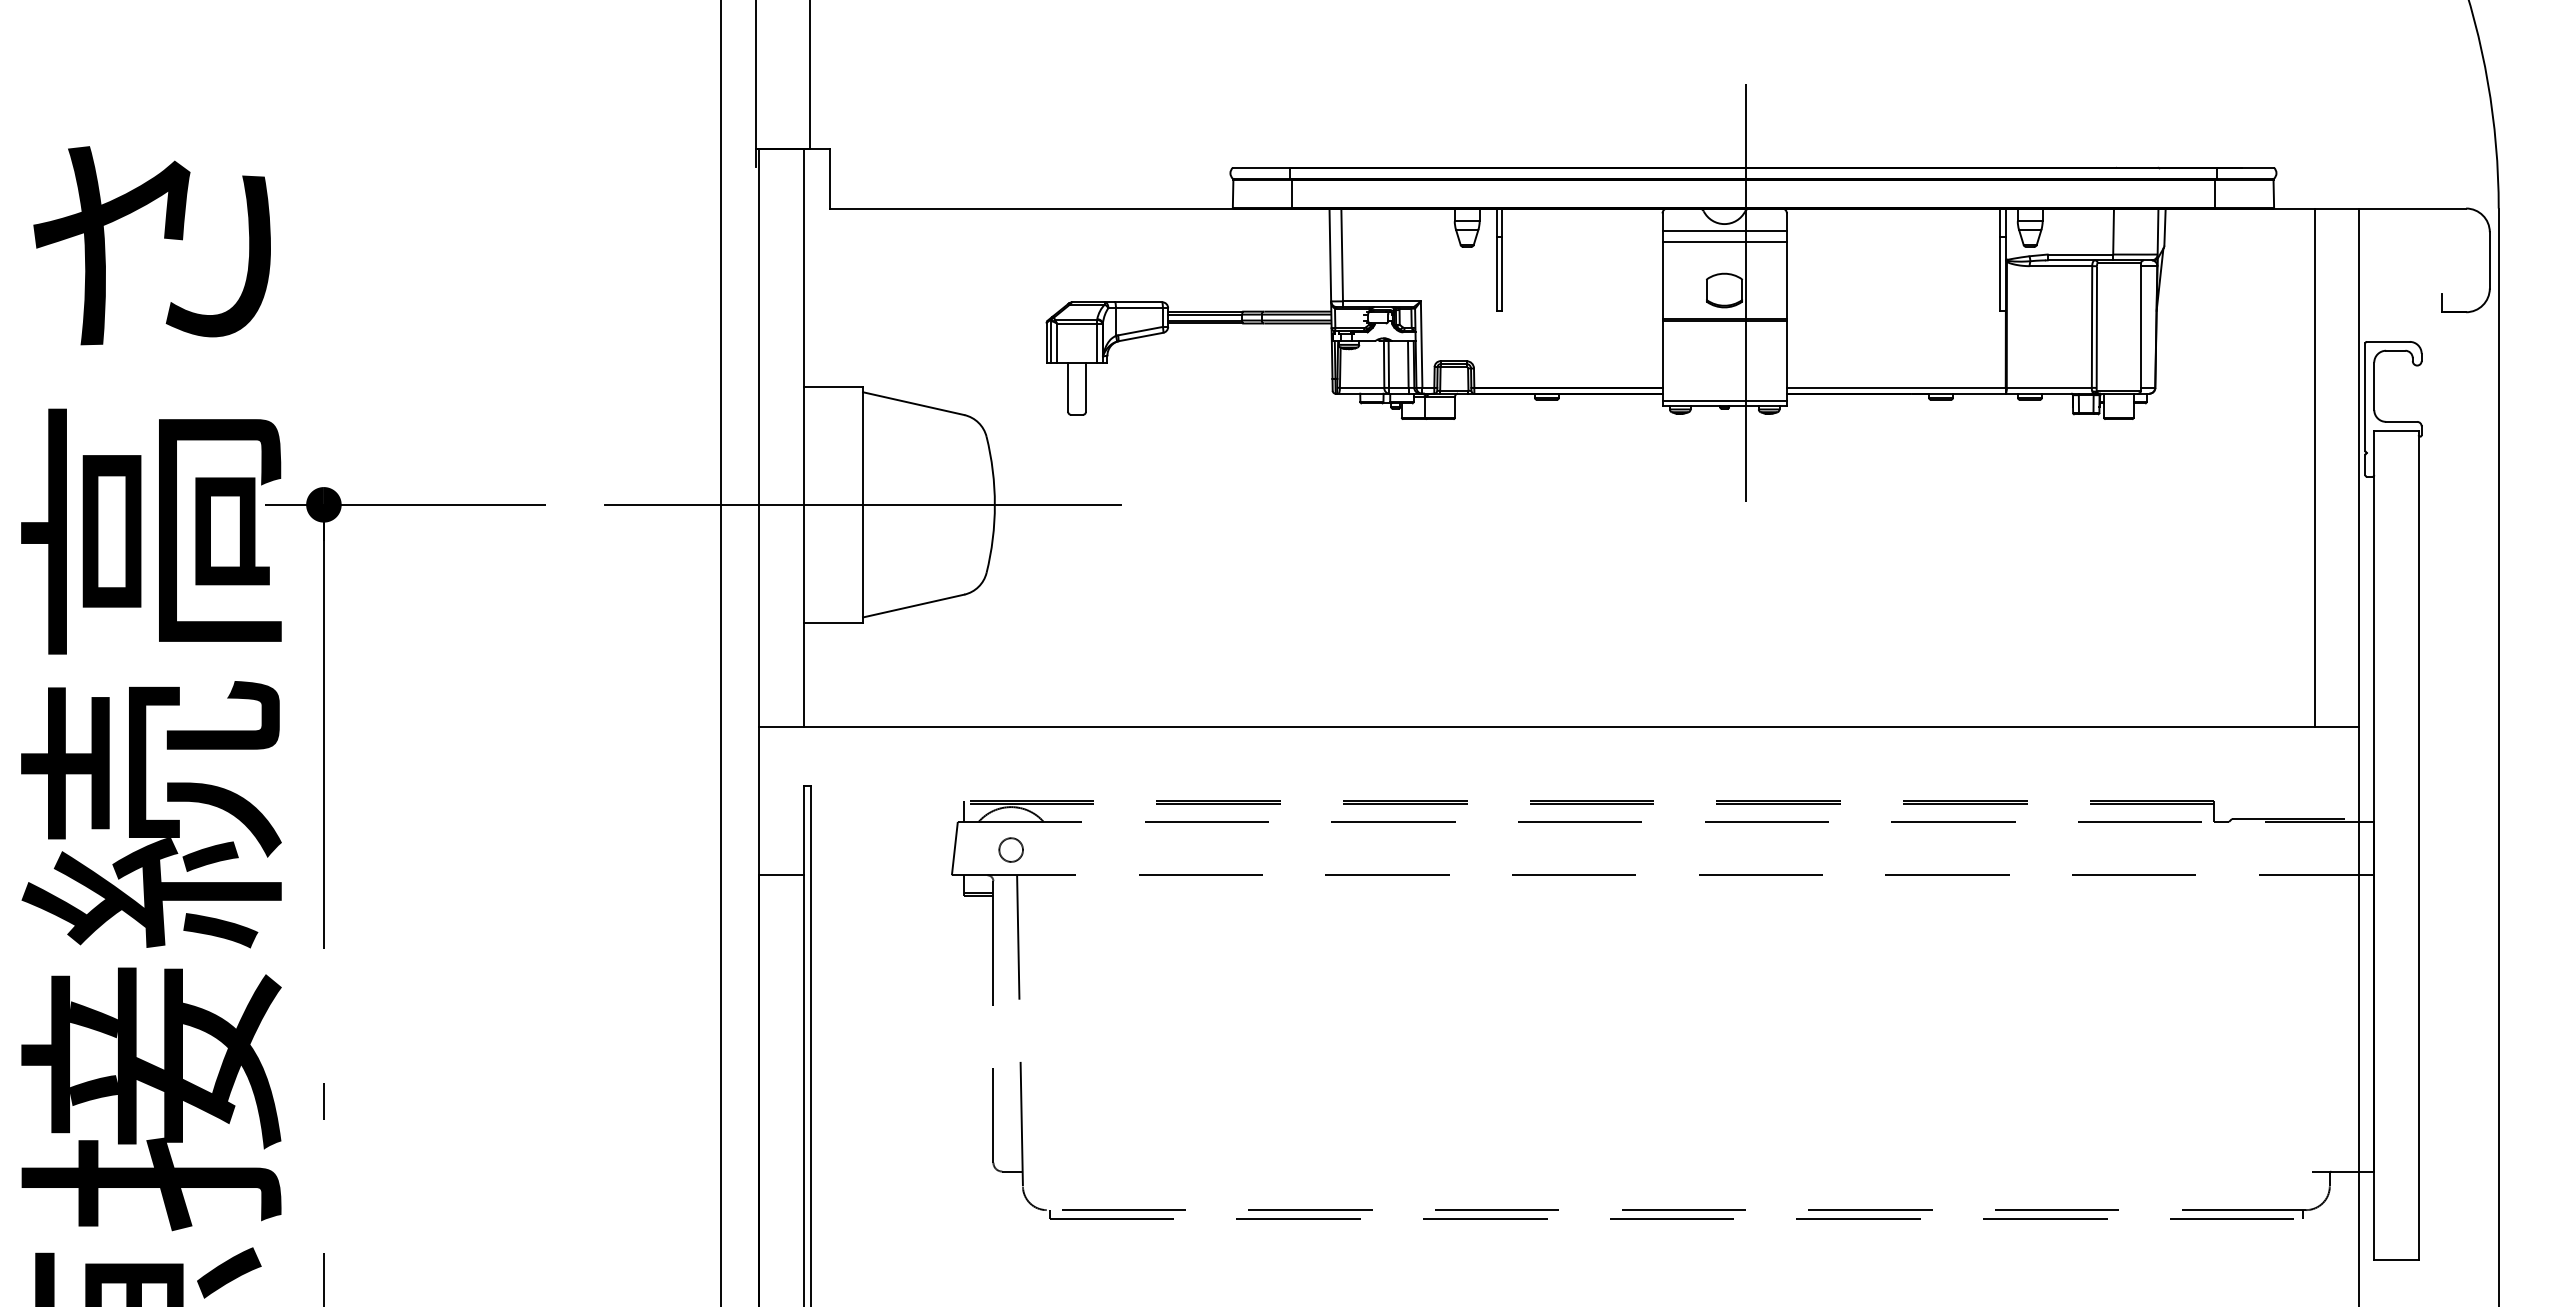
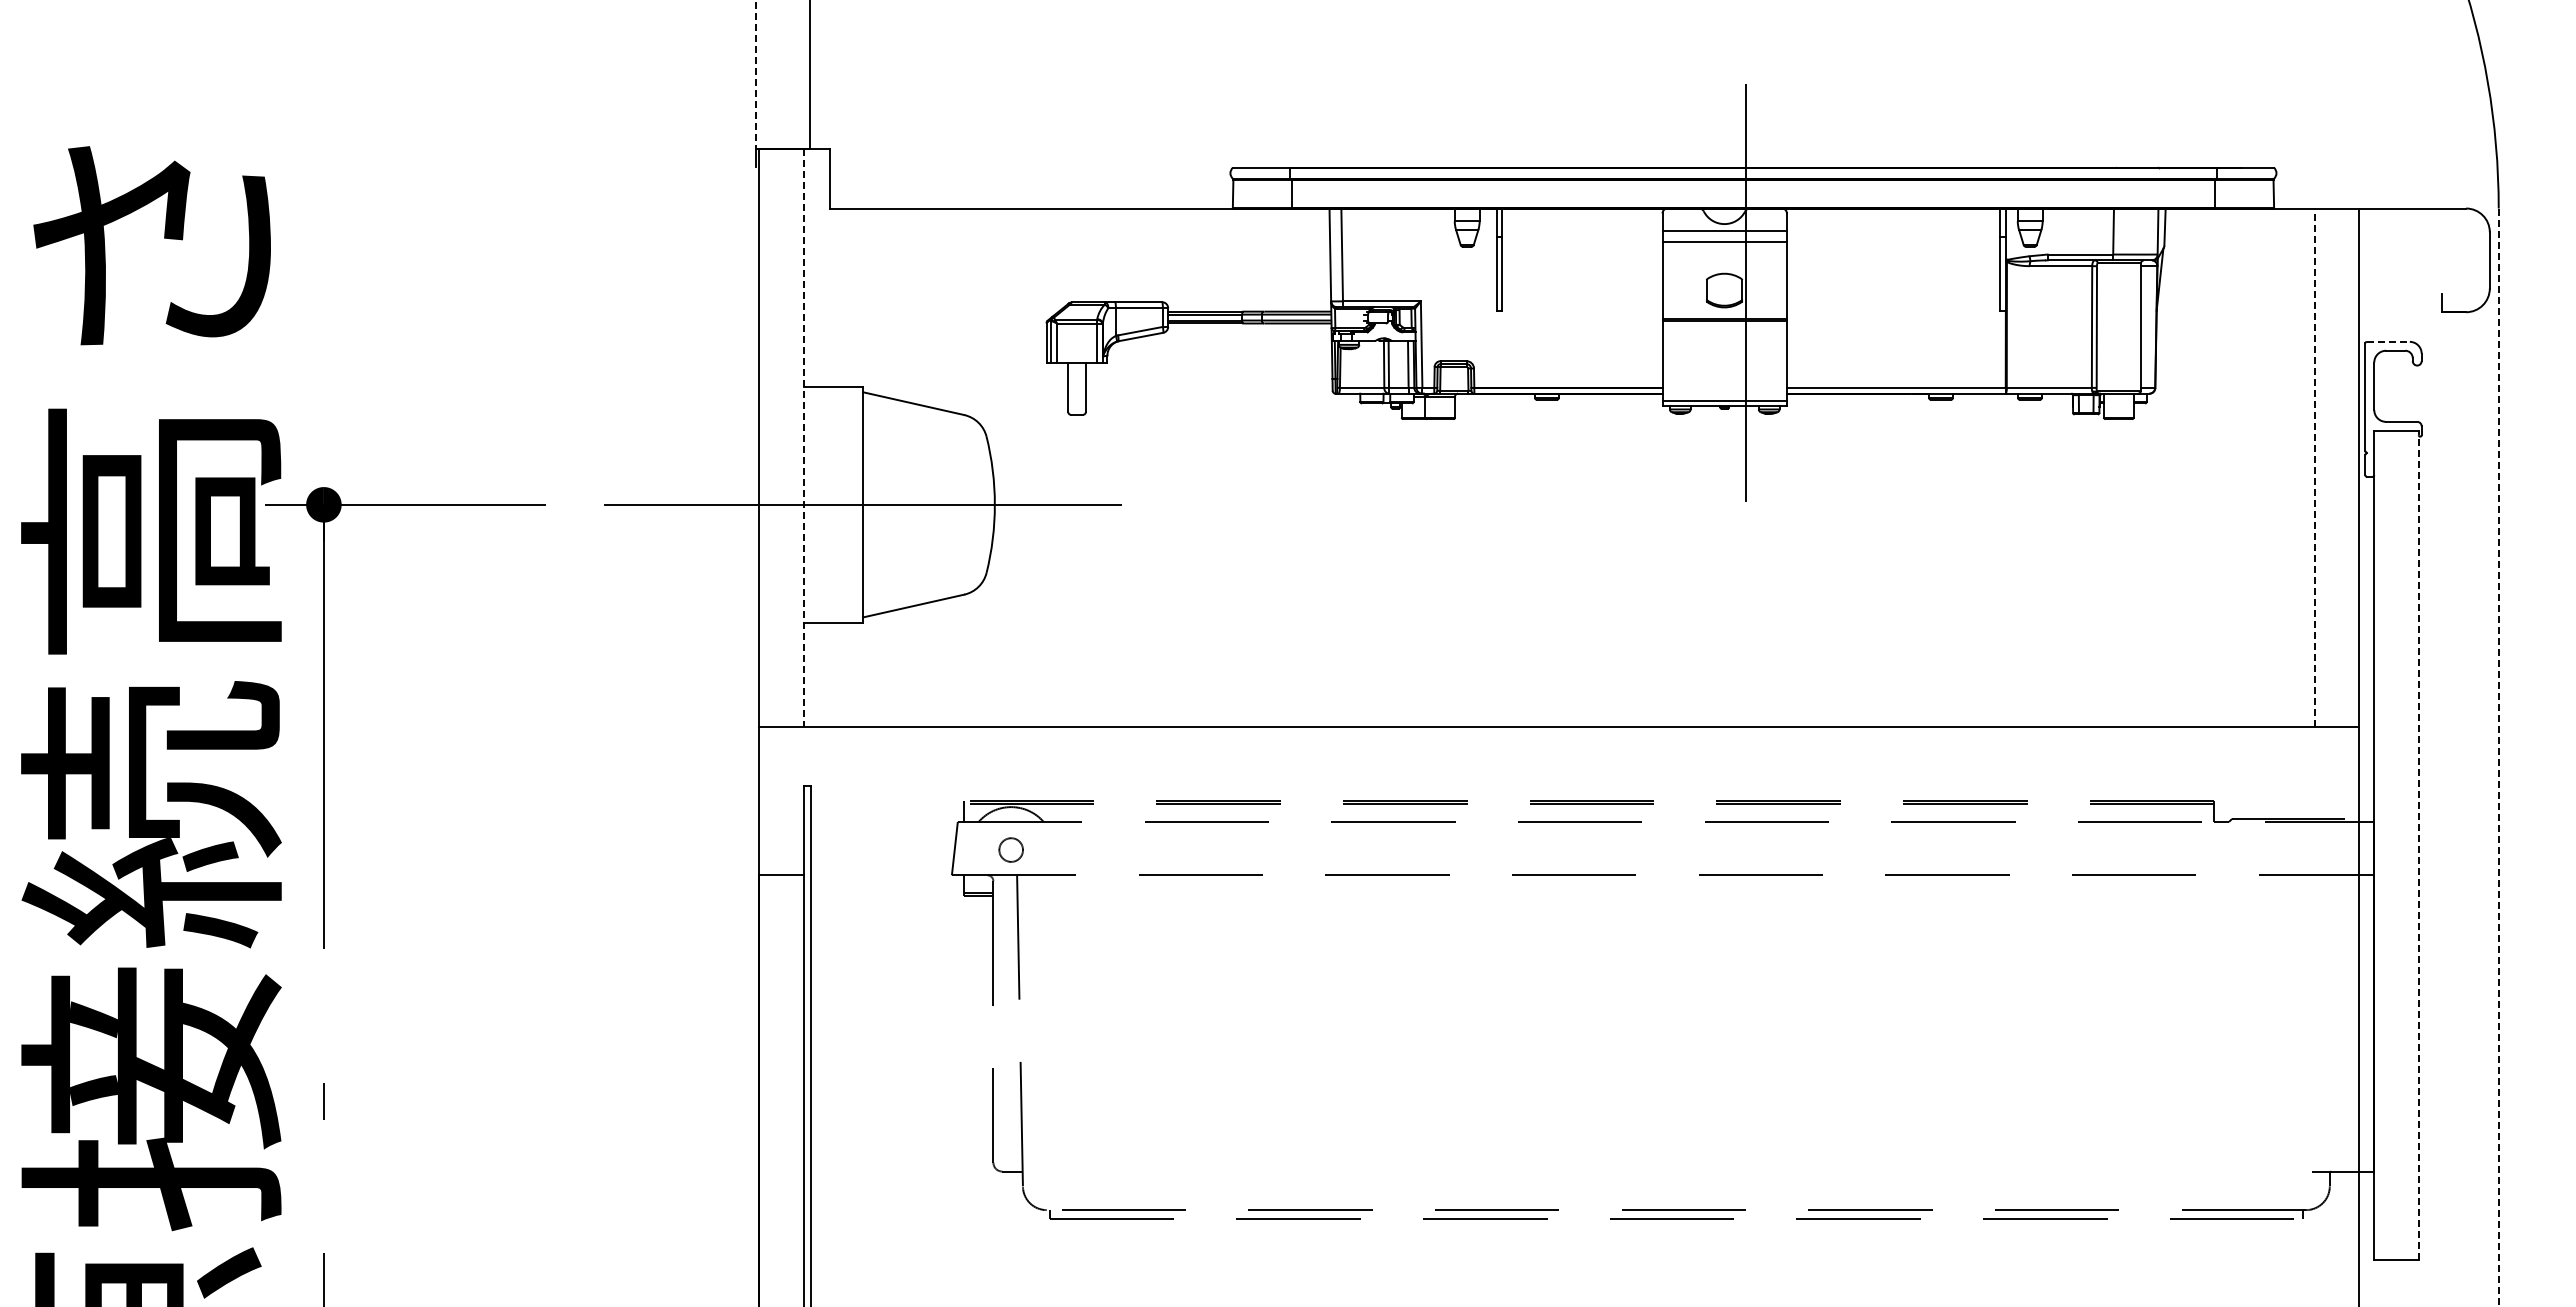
line: solid -> dashed (756, 75)
line: solid -> dashed (2388, 341)
line: solid -> dashed (803, 438)
line: solid -> dashed (2315, 467)
line: present -> none (720, 652)
line: solid -> dashed (2498, 757)
line: solid -> dashed (2418, 845)
